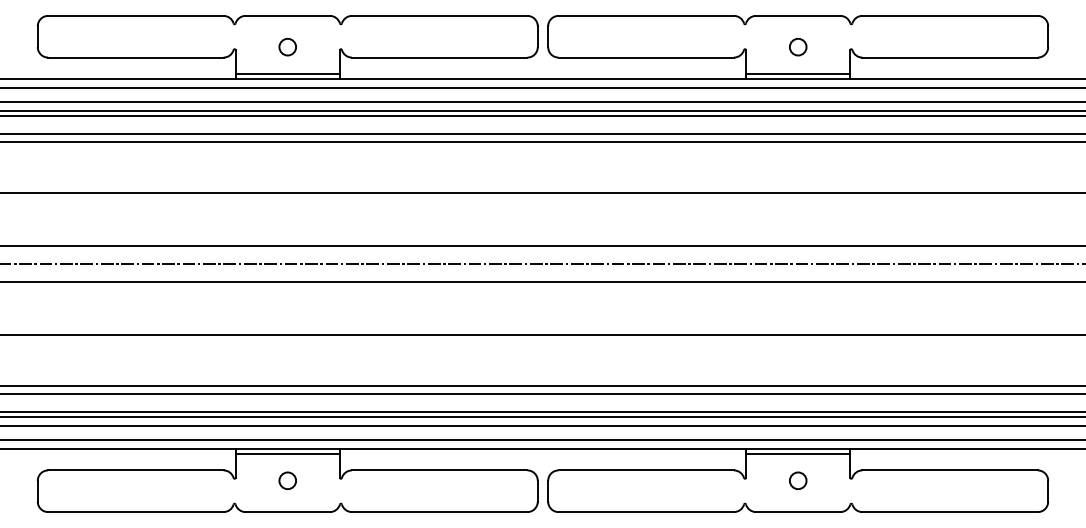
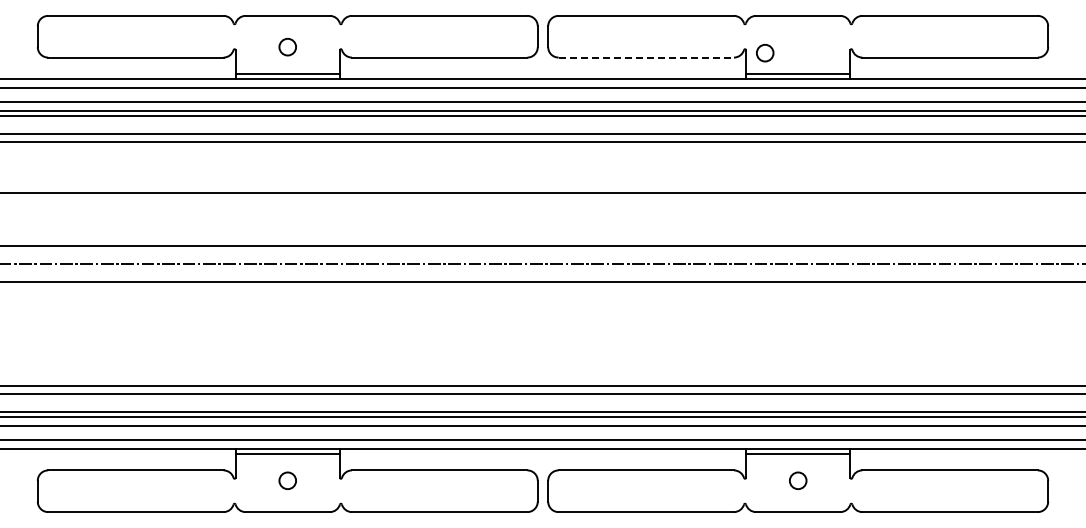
circle position: (798, 47) -> (765, 53) (765, 53)
line: solid -> dashed (646, 57)
line: present -> none (542, 334)
